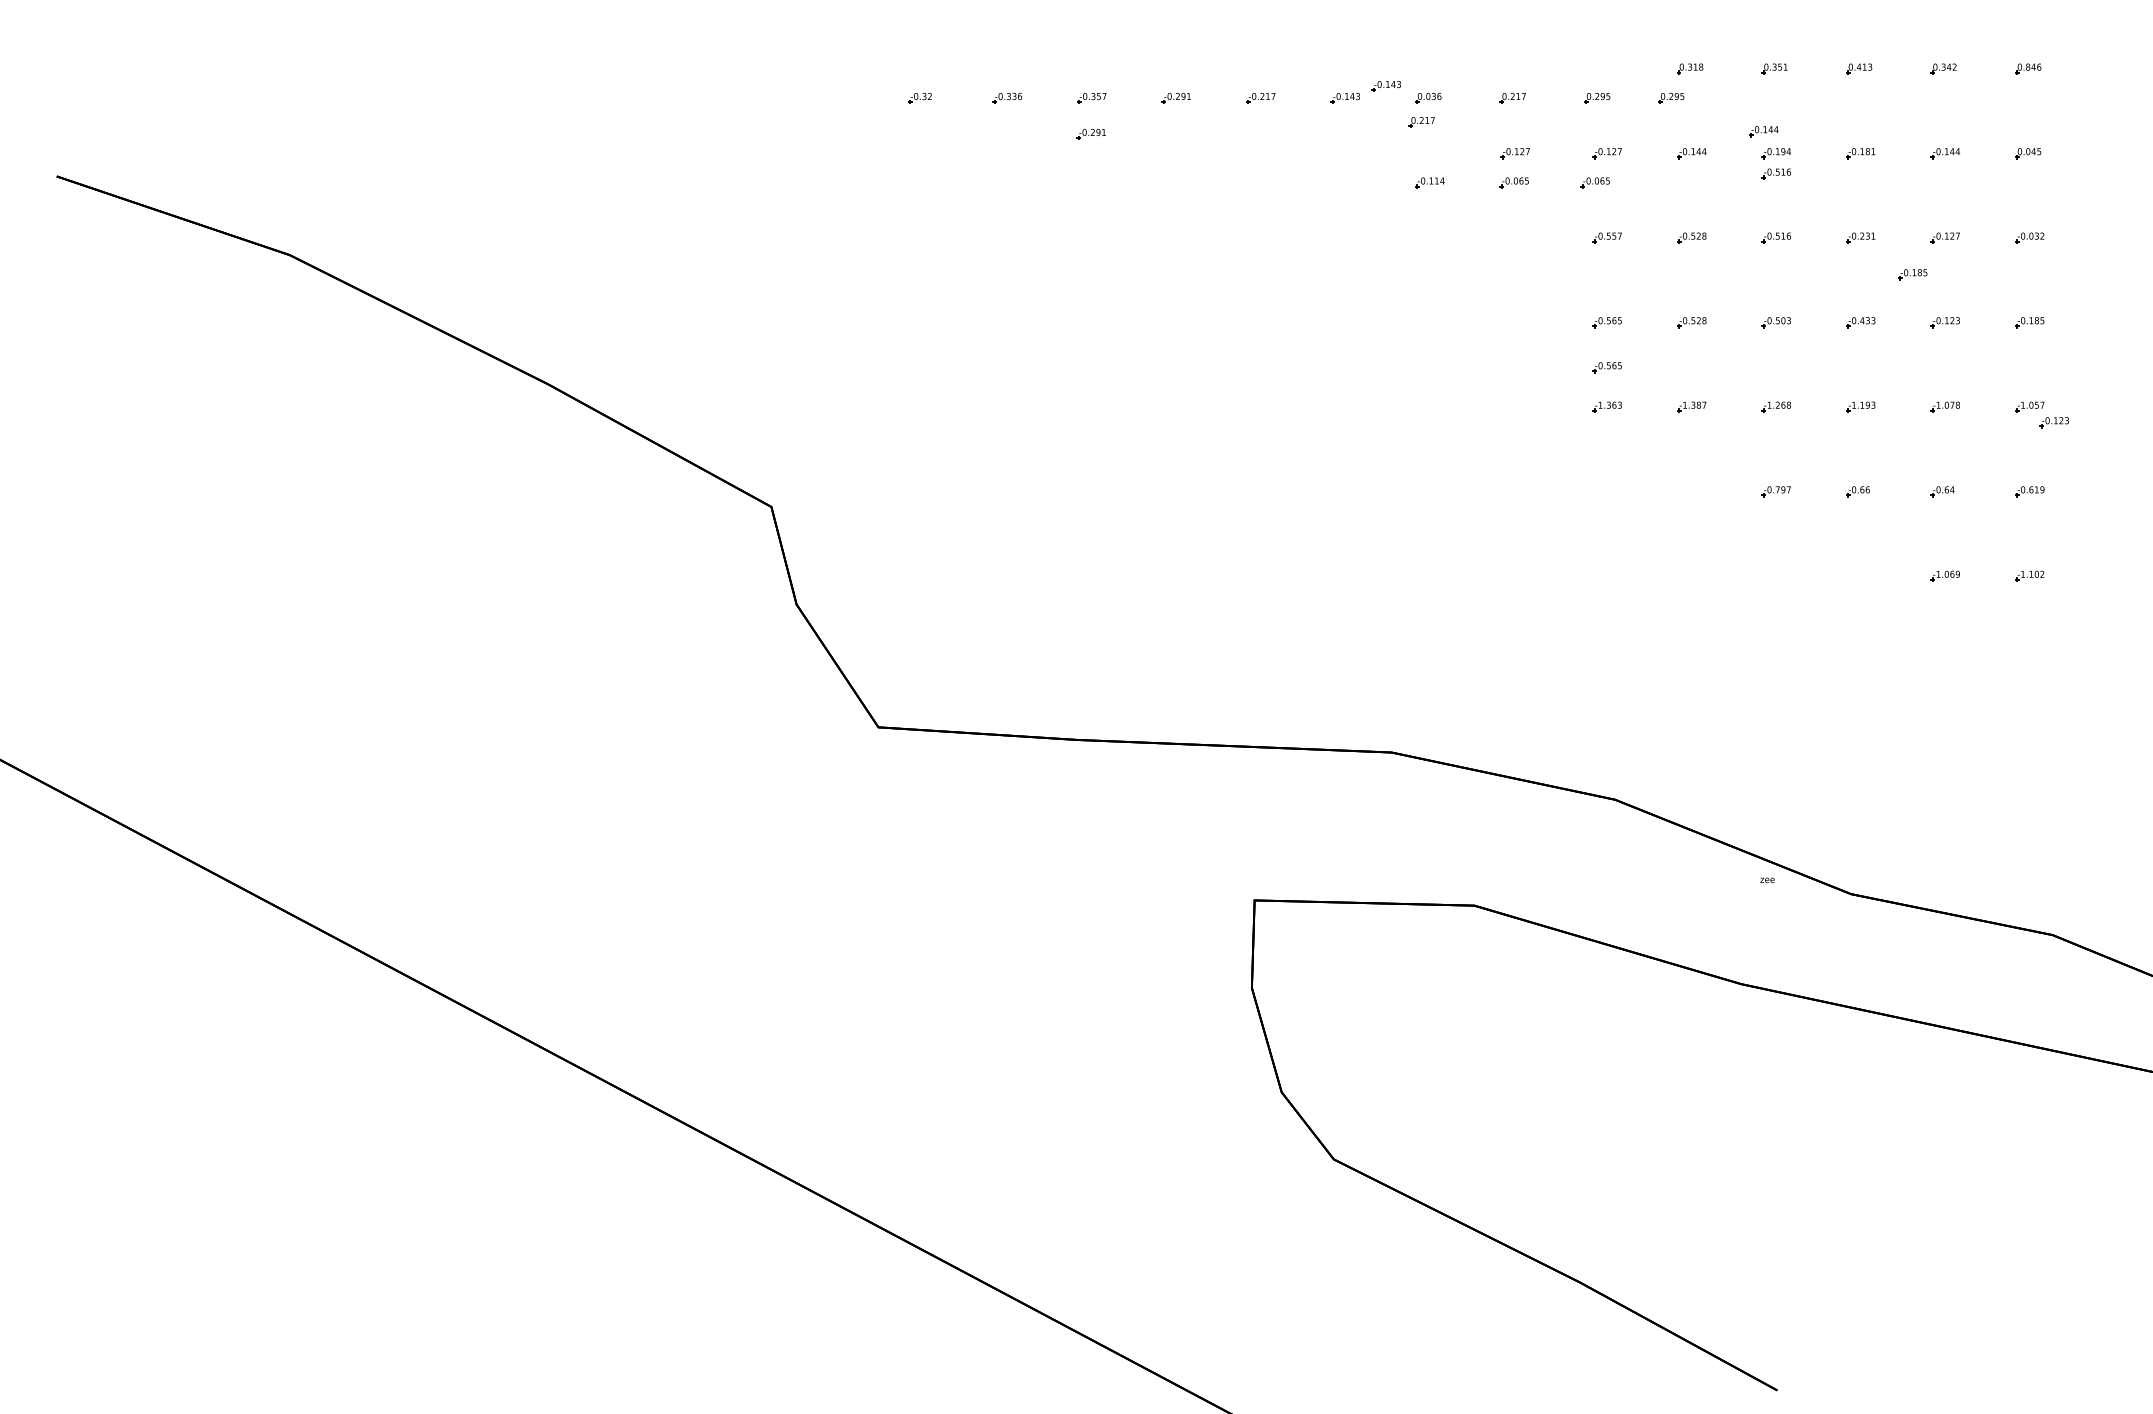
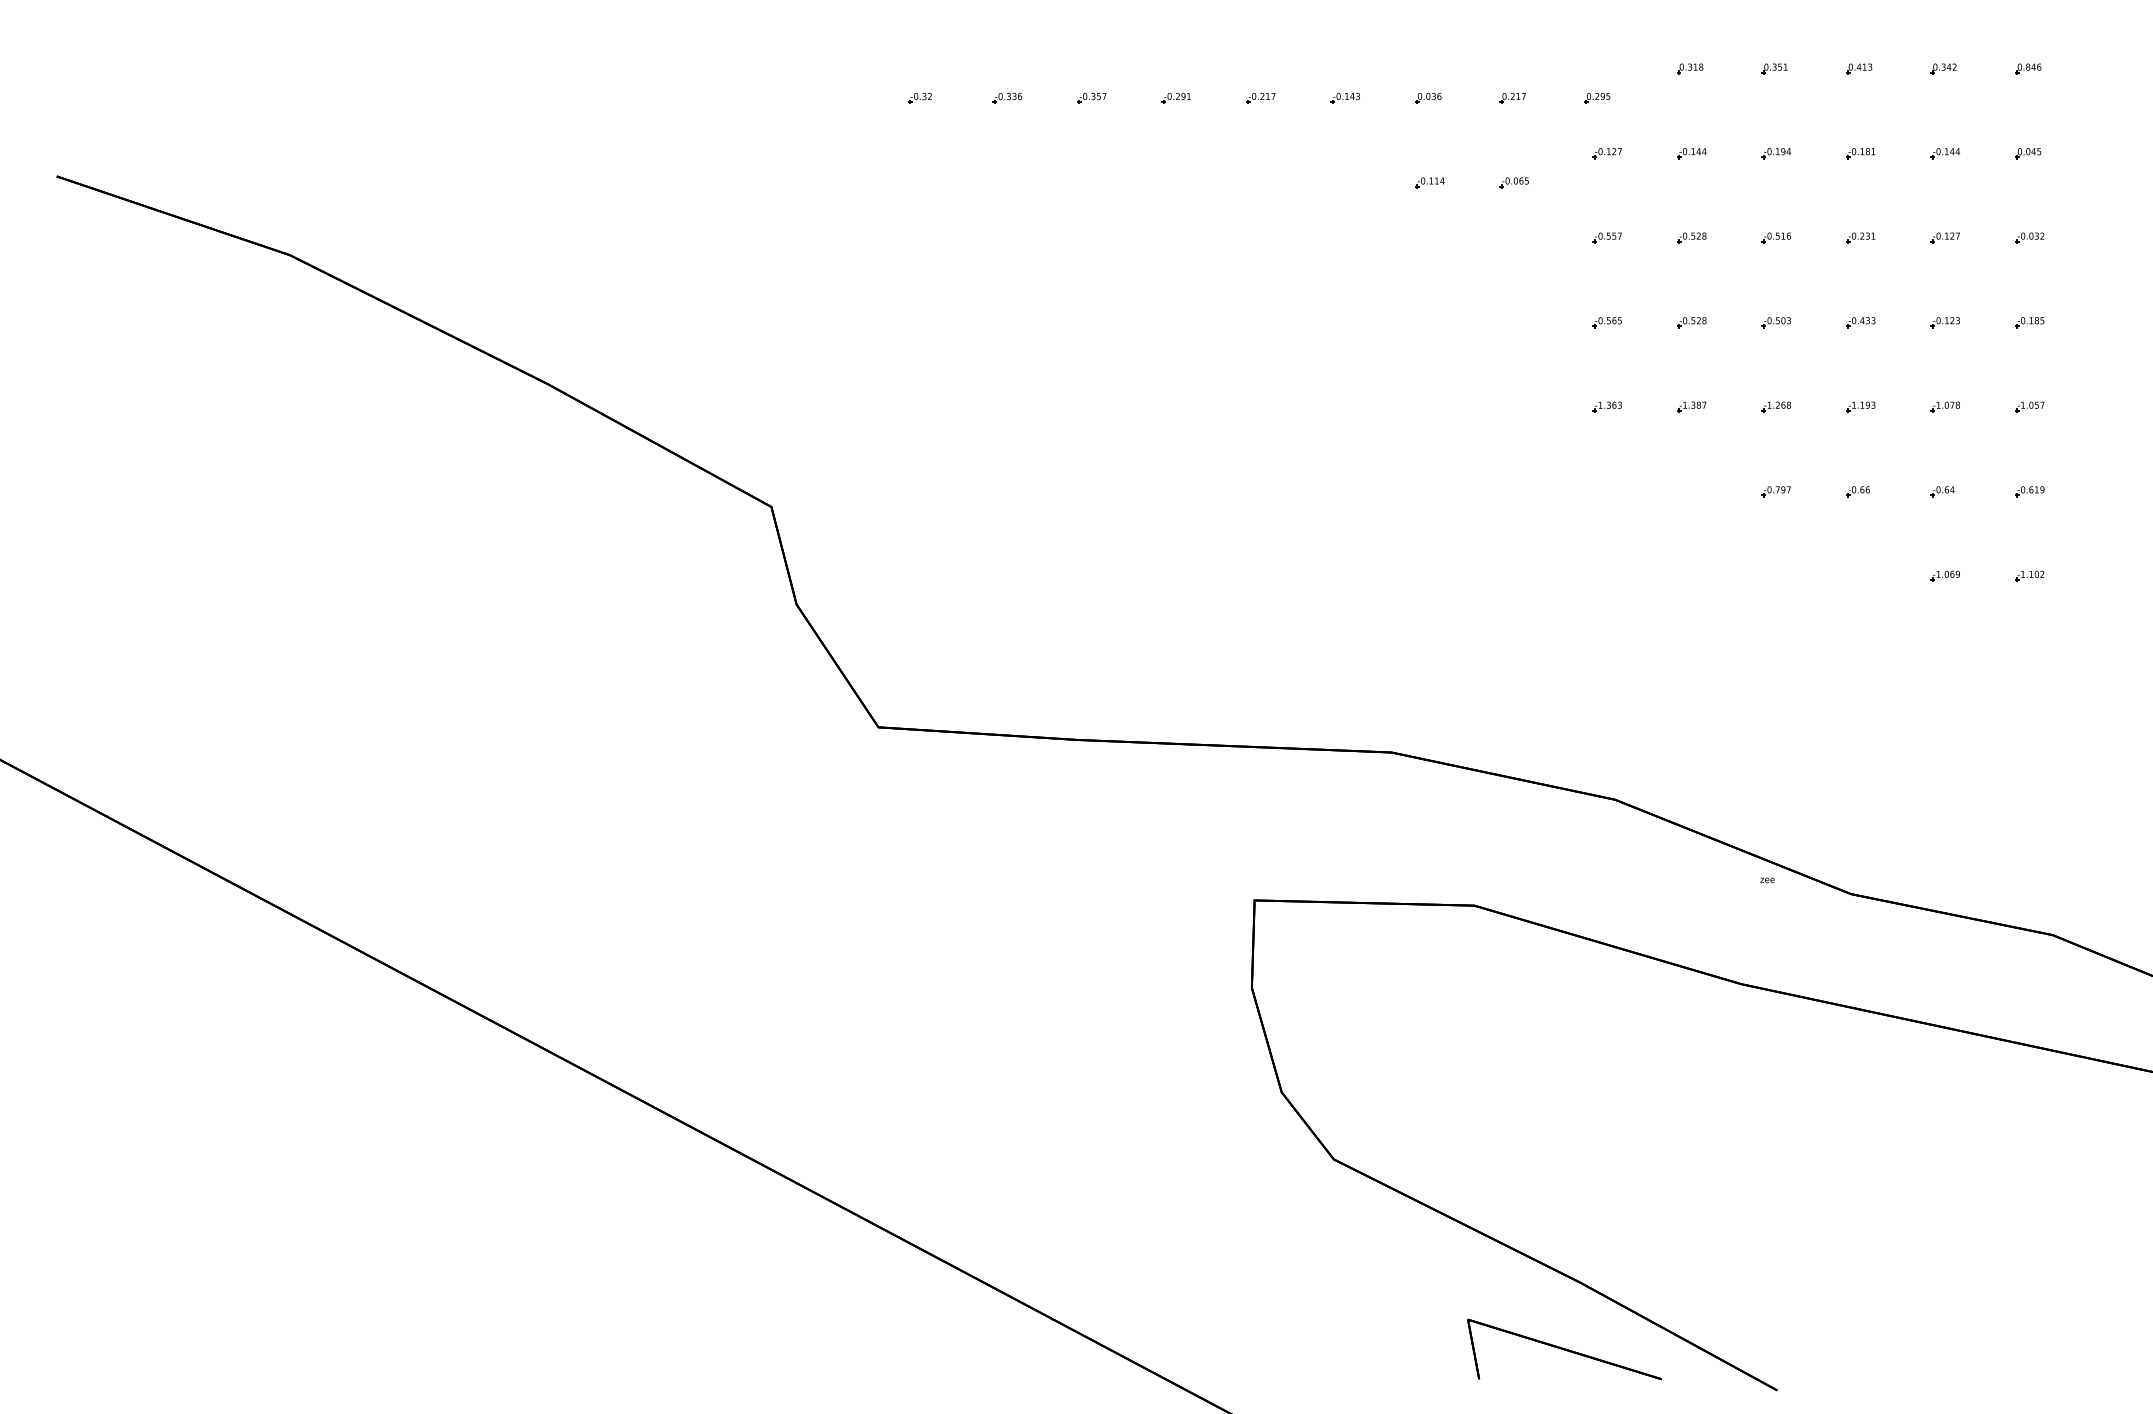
part: present -> none (1385, 85)
part: present -> none (1671, 98)
part: present -> none (1421, 122)
part: present -> none (1763, 131)
part: present -> none (1090, 133)
part: present -> none (1514, 153)
part: present -> none (1775, 173)
part: present -> none (1594, 182)
part: present -> none (1912, 274)
part: present -> none (1606, 367)
part: present -> none (2053, 422)
part: none -> present (1564, 1349)
